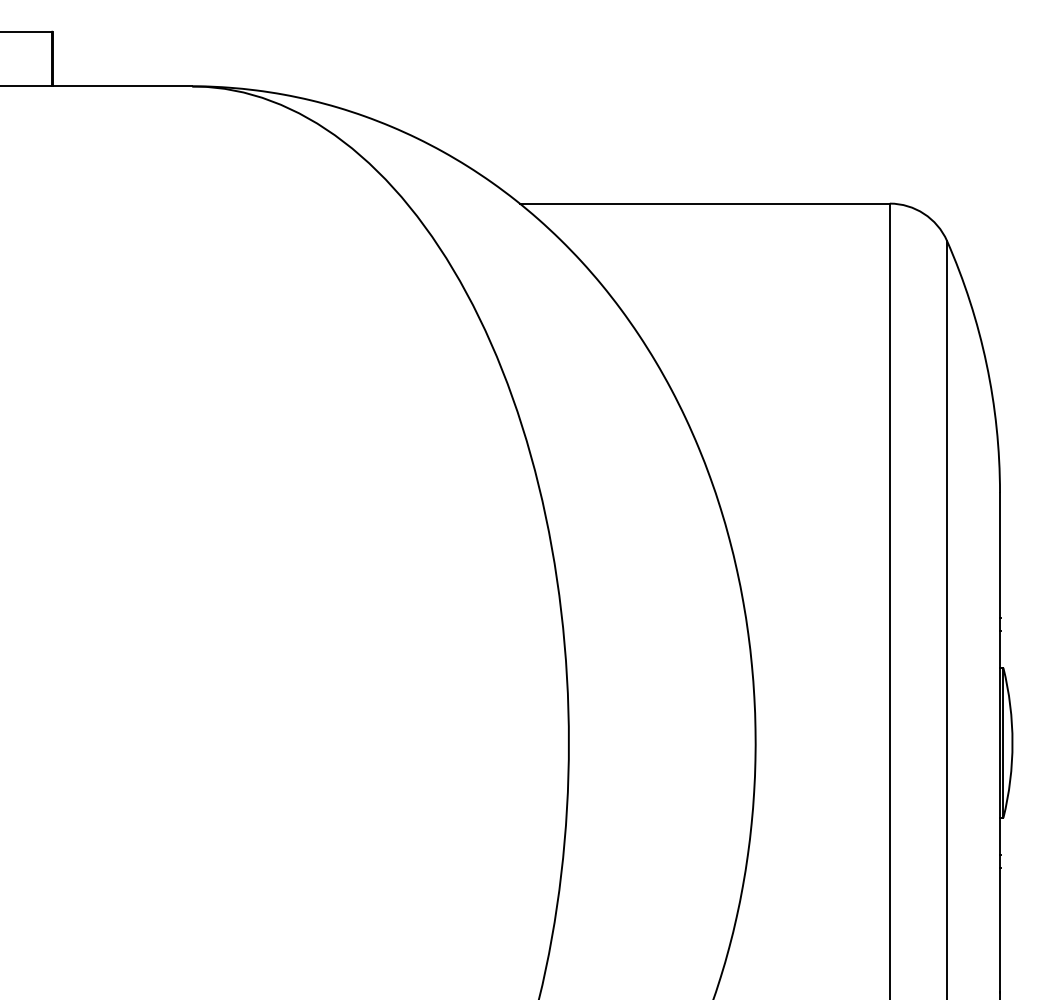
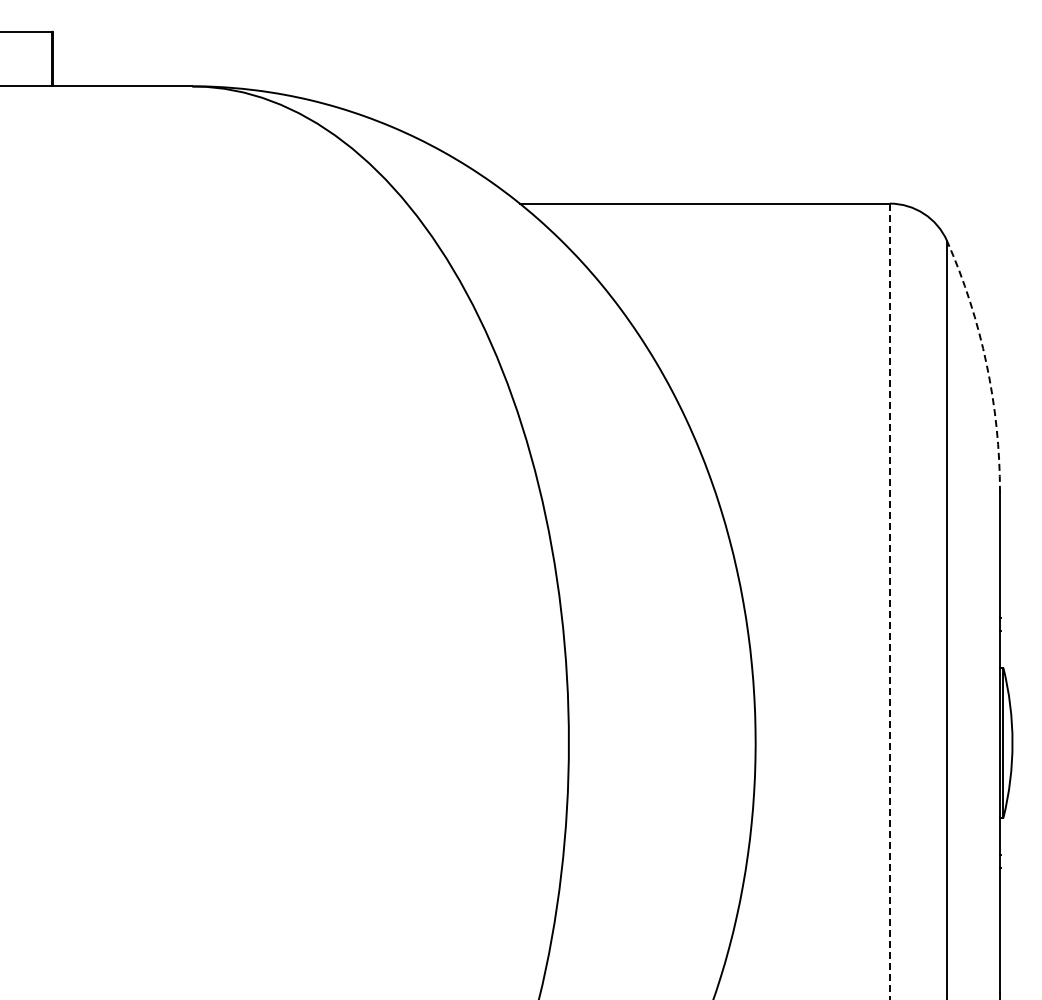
arc: solid -> dashed (986, 364)
line: solid -> dashed (889, 601)
